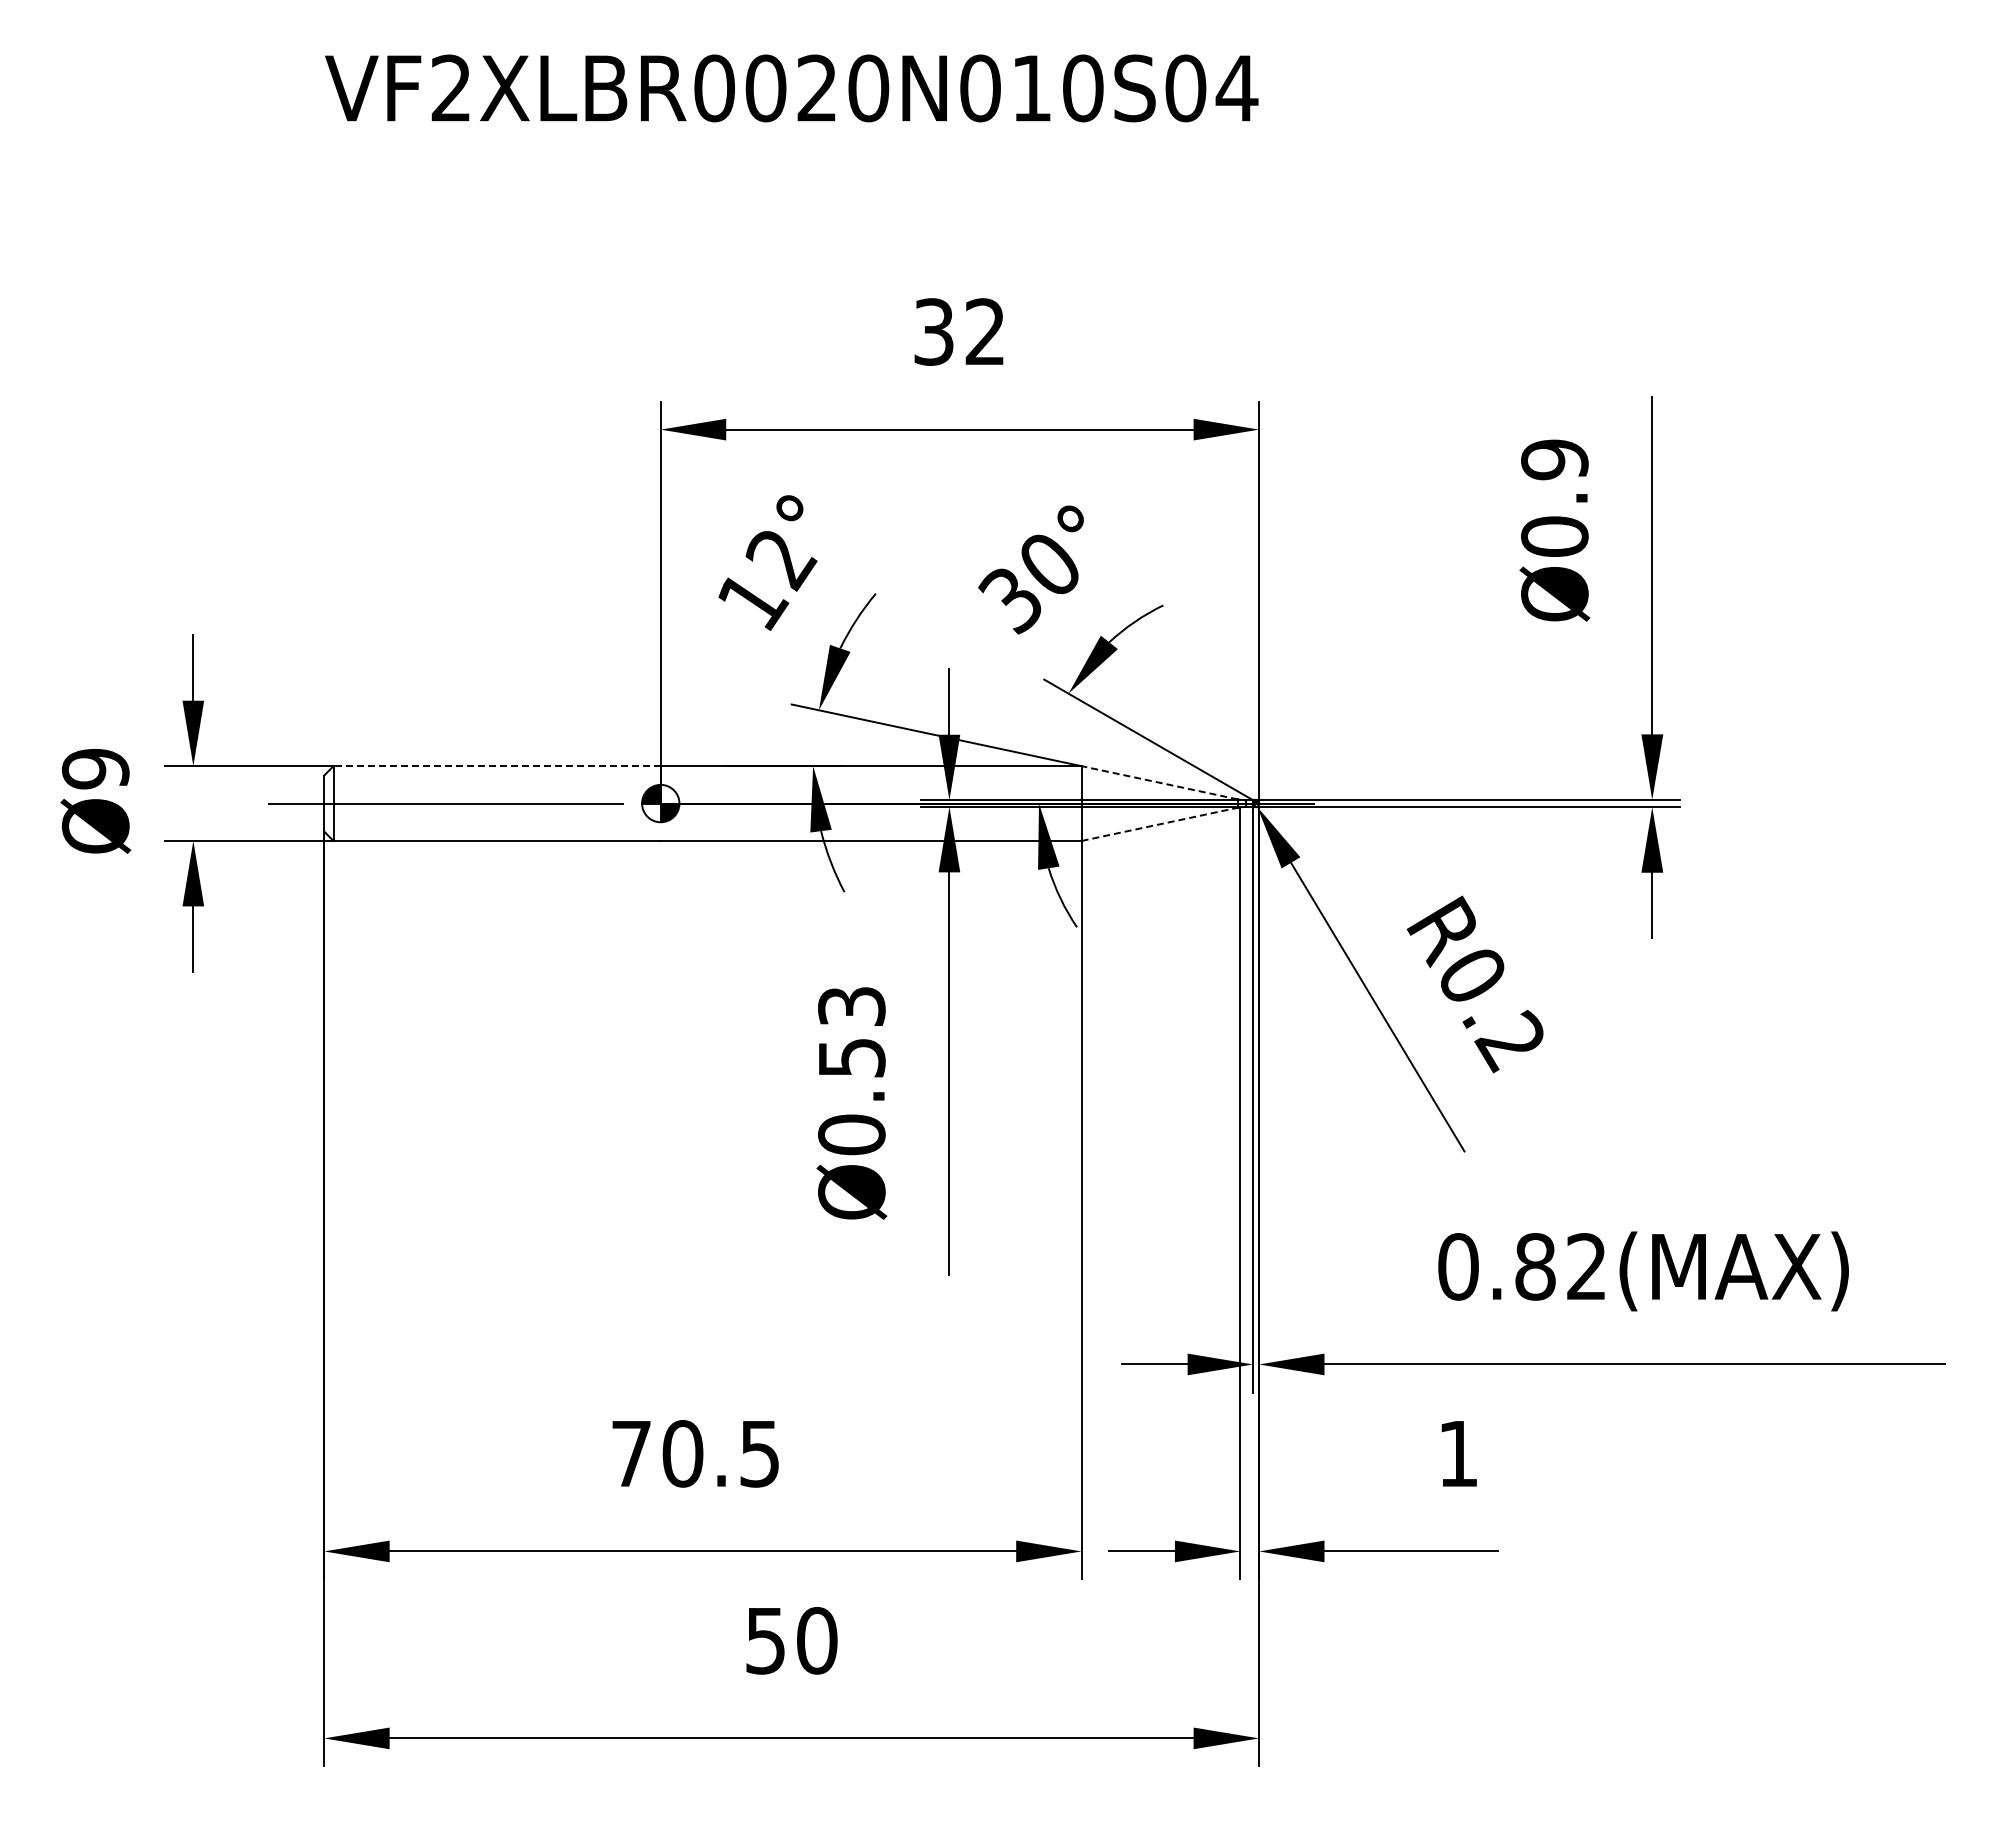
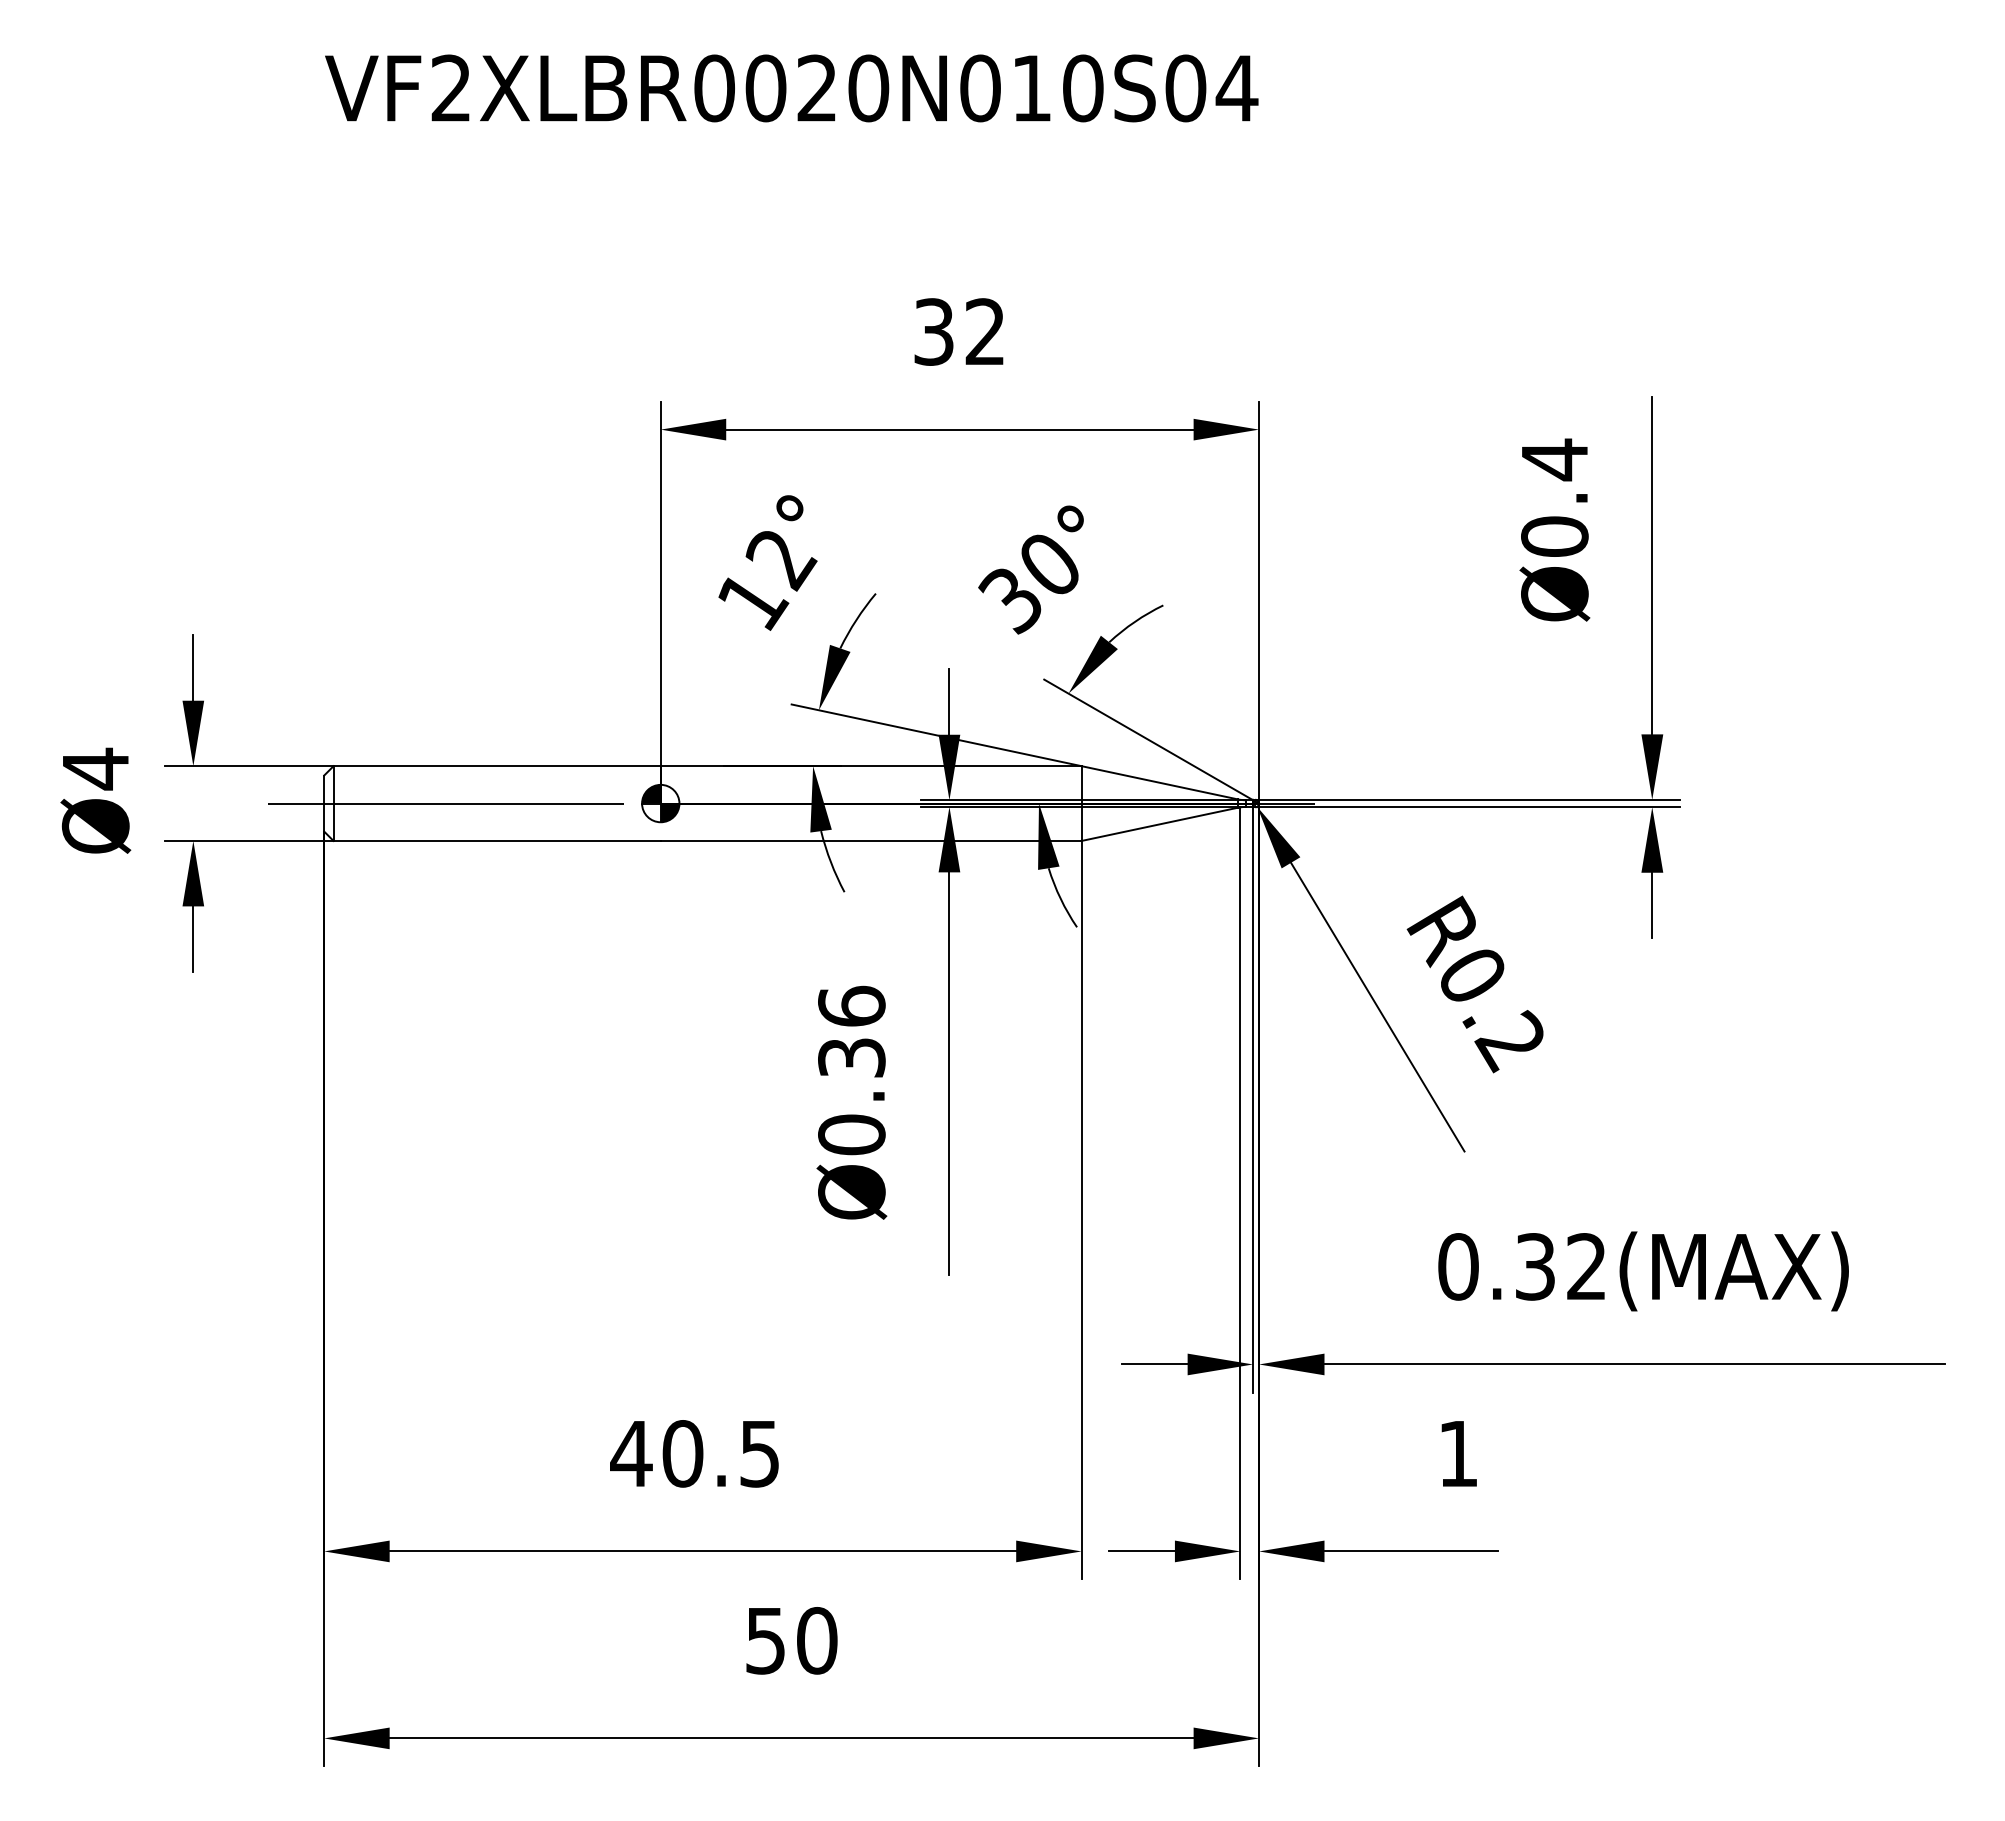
text: Ø0.9 -> Ø0.4 (1554, 459)
line: dashed -> solid (497, 766)
text: Ø9 -> Ø4 (95, 768)
line: dashed -> solid (1159, 782)
line: dashed -> solid (1159, 824)
text: Ø0.53 -> Ø0.36 (851, 1030)
text: 0.82(MAX) -> 0.32(MAX) (1535, 1266)
text: 70.5 -> 40.5 (631, 1453)
